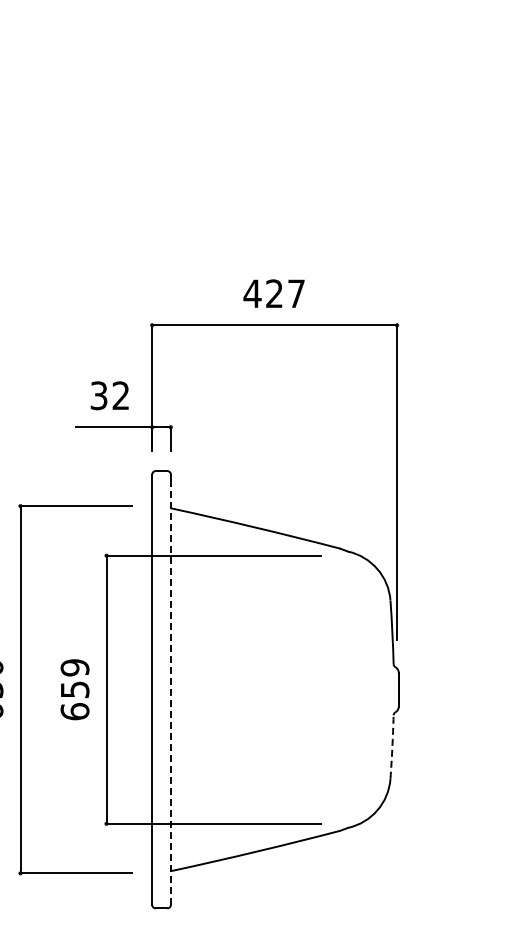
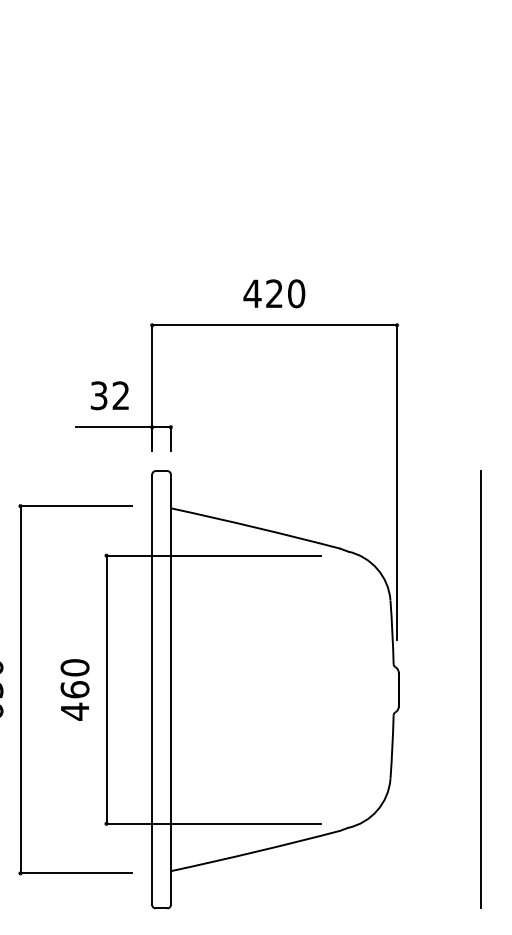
text: 427 -> 420 (296, 293)
text: 659 -> 460 (74, 689)
line: none -> present (480, 689)
line: dashed -> solid (170, 692)
arc: dashed -> solid (392, 747)
